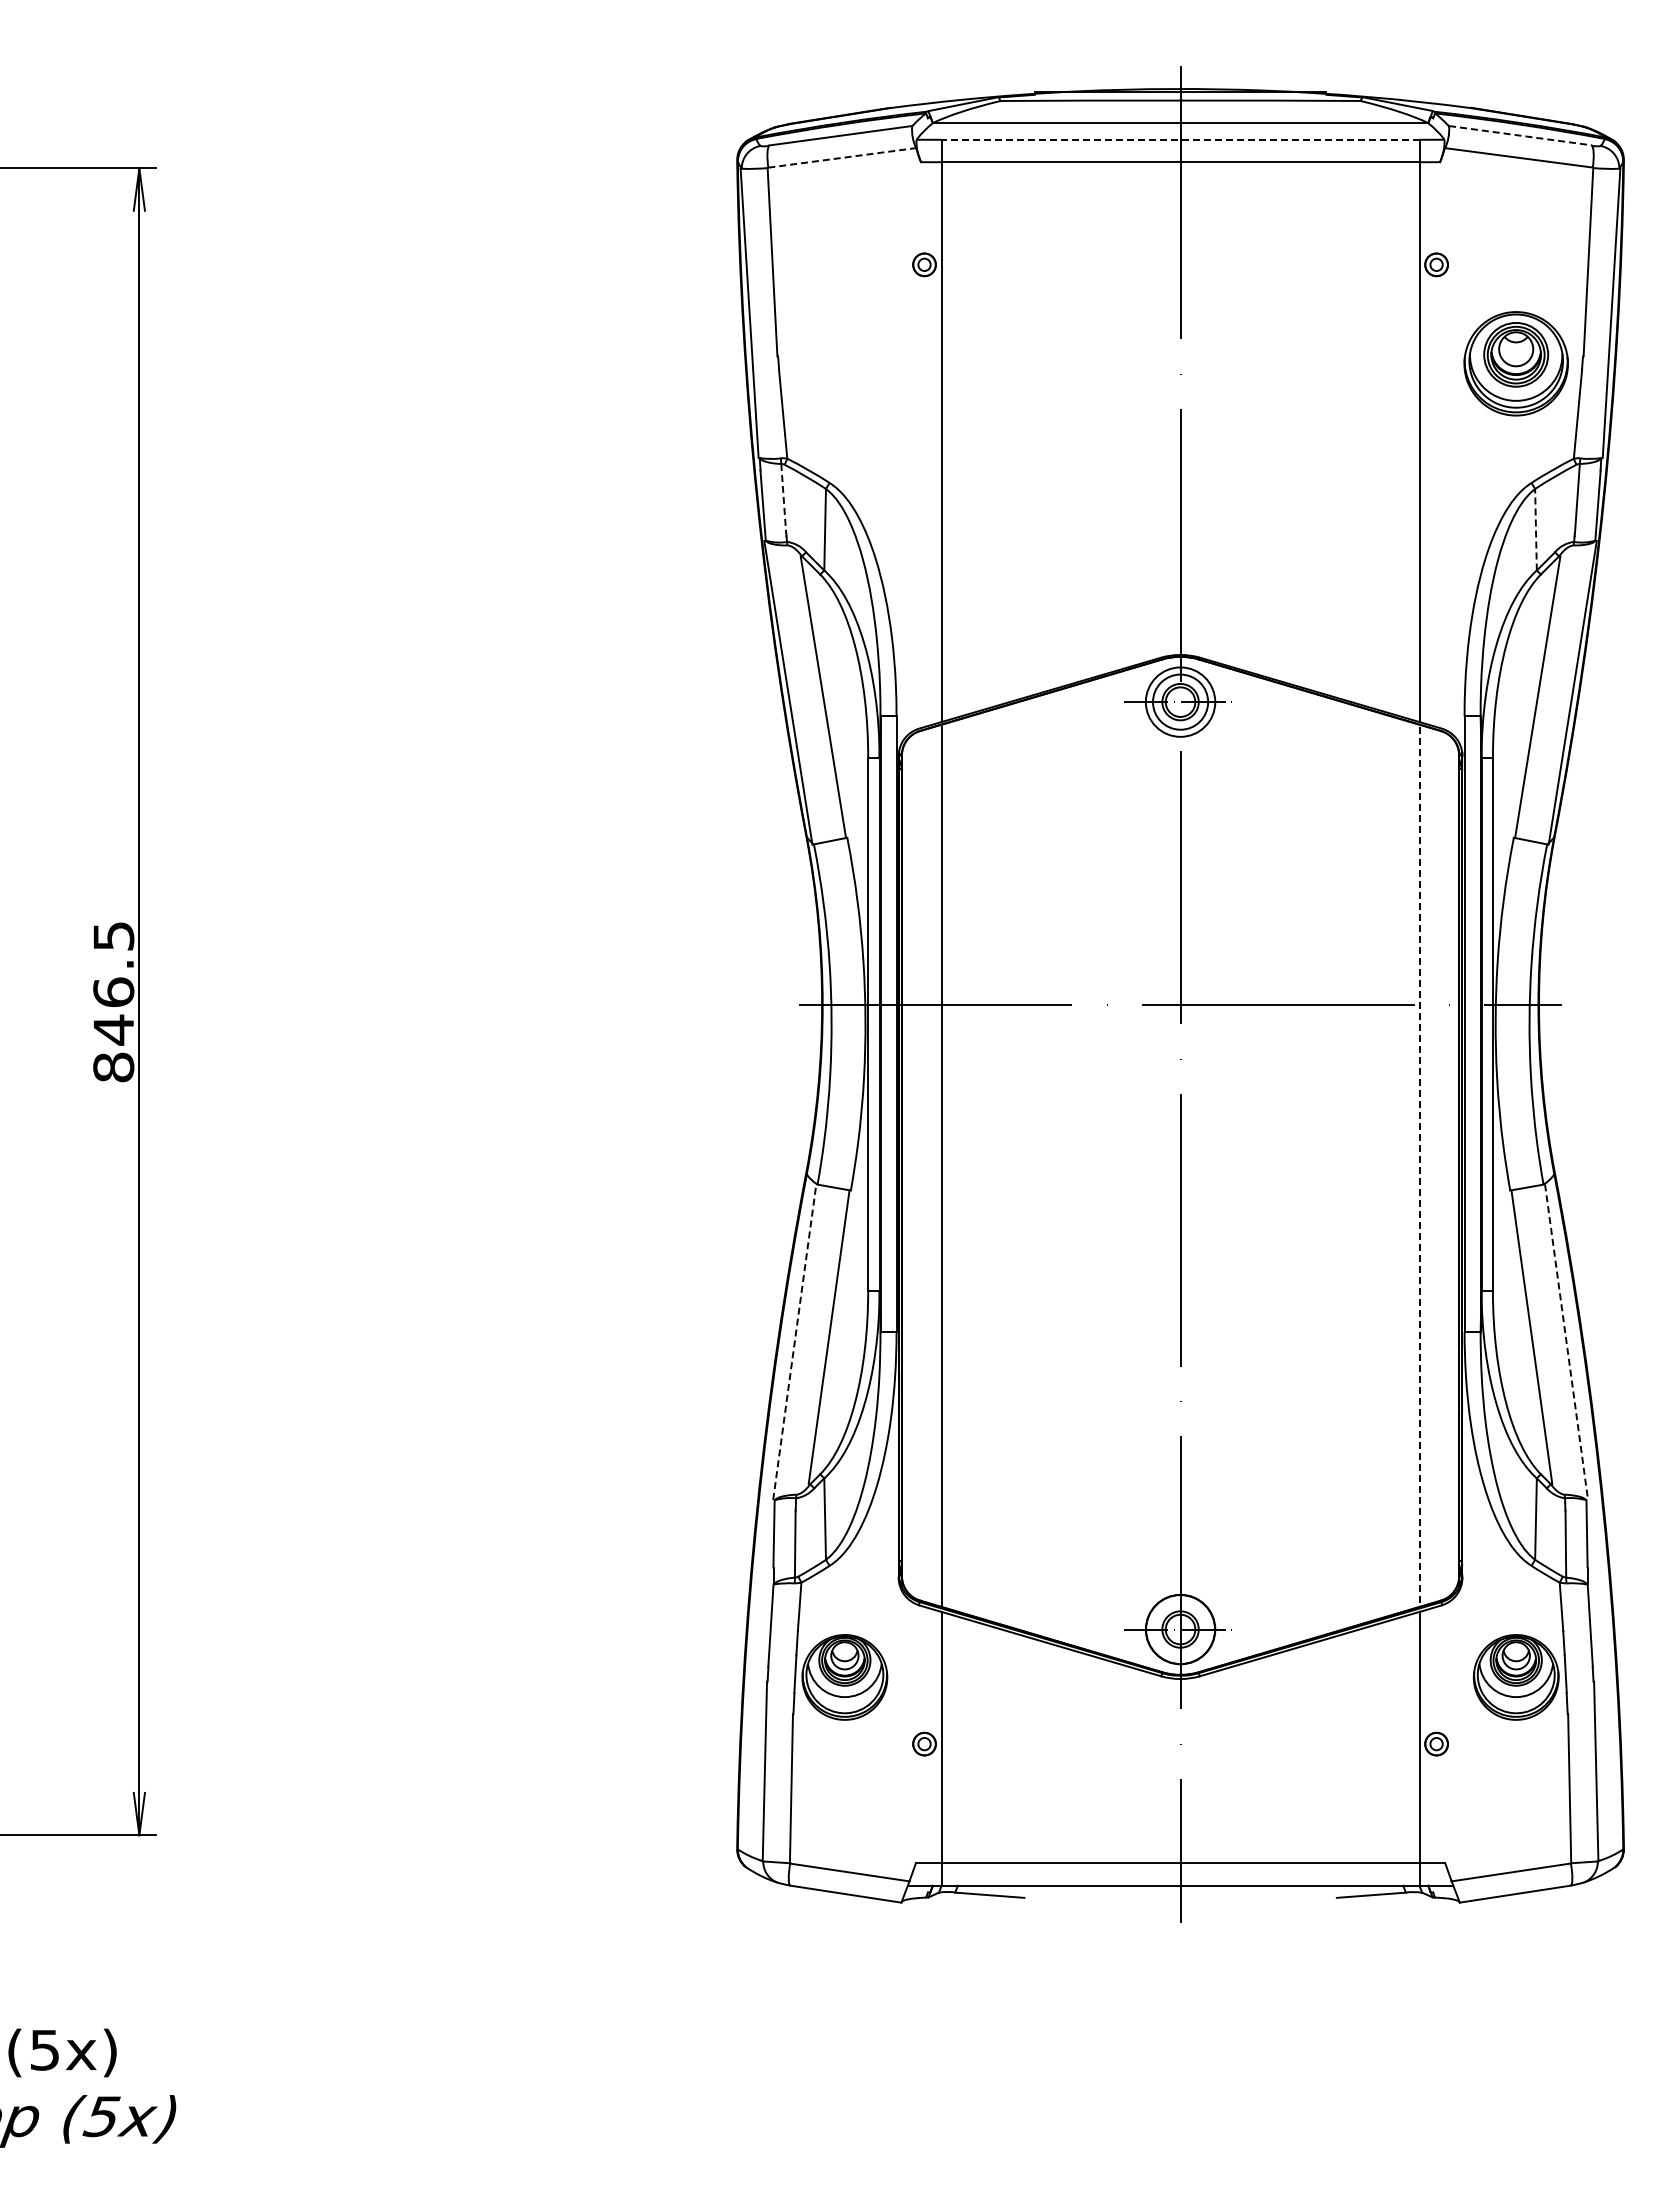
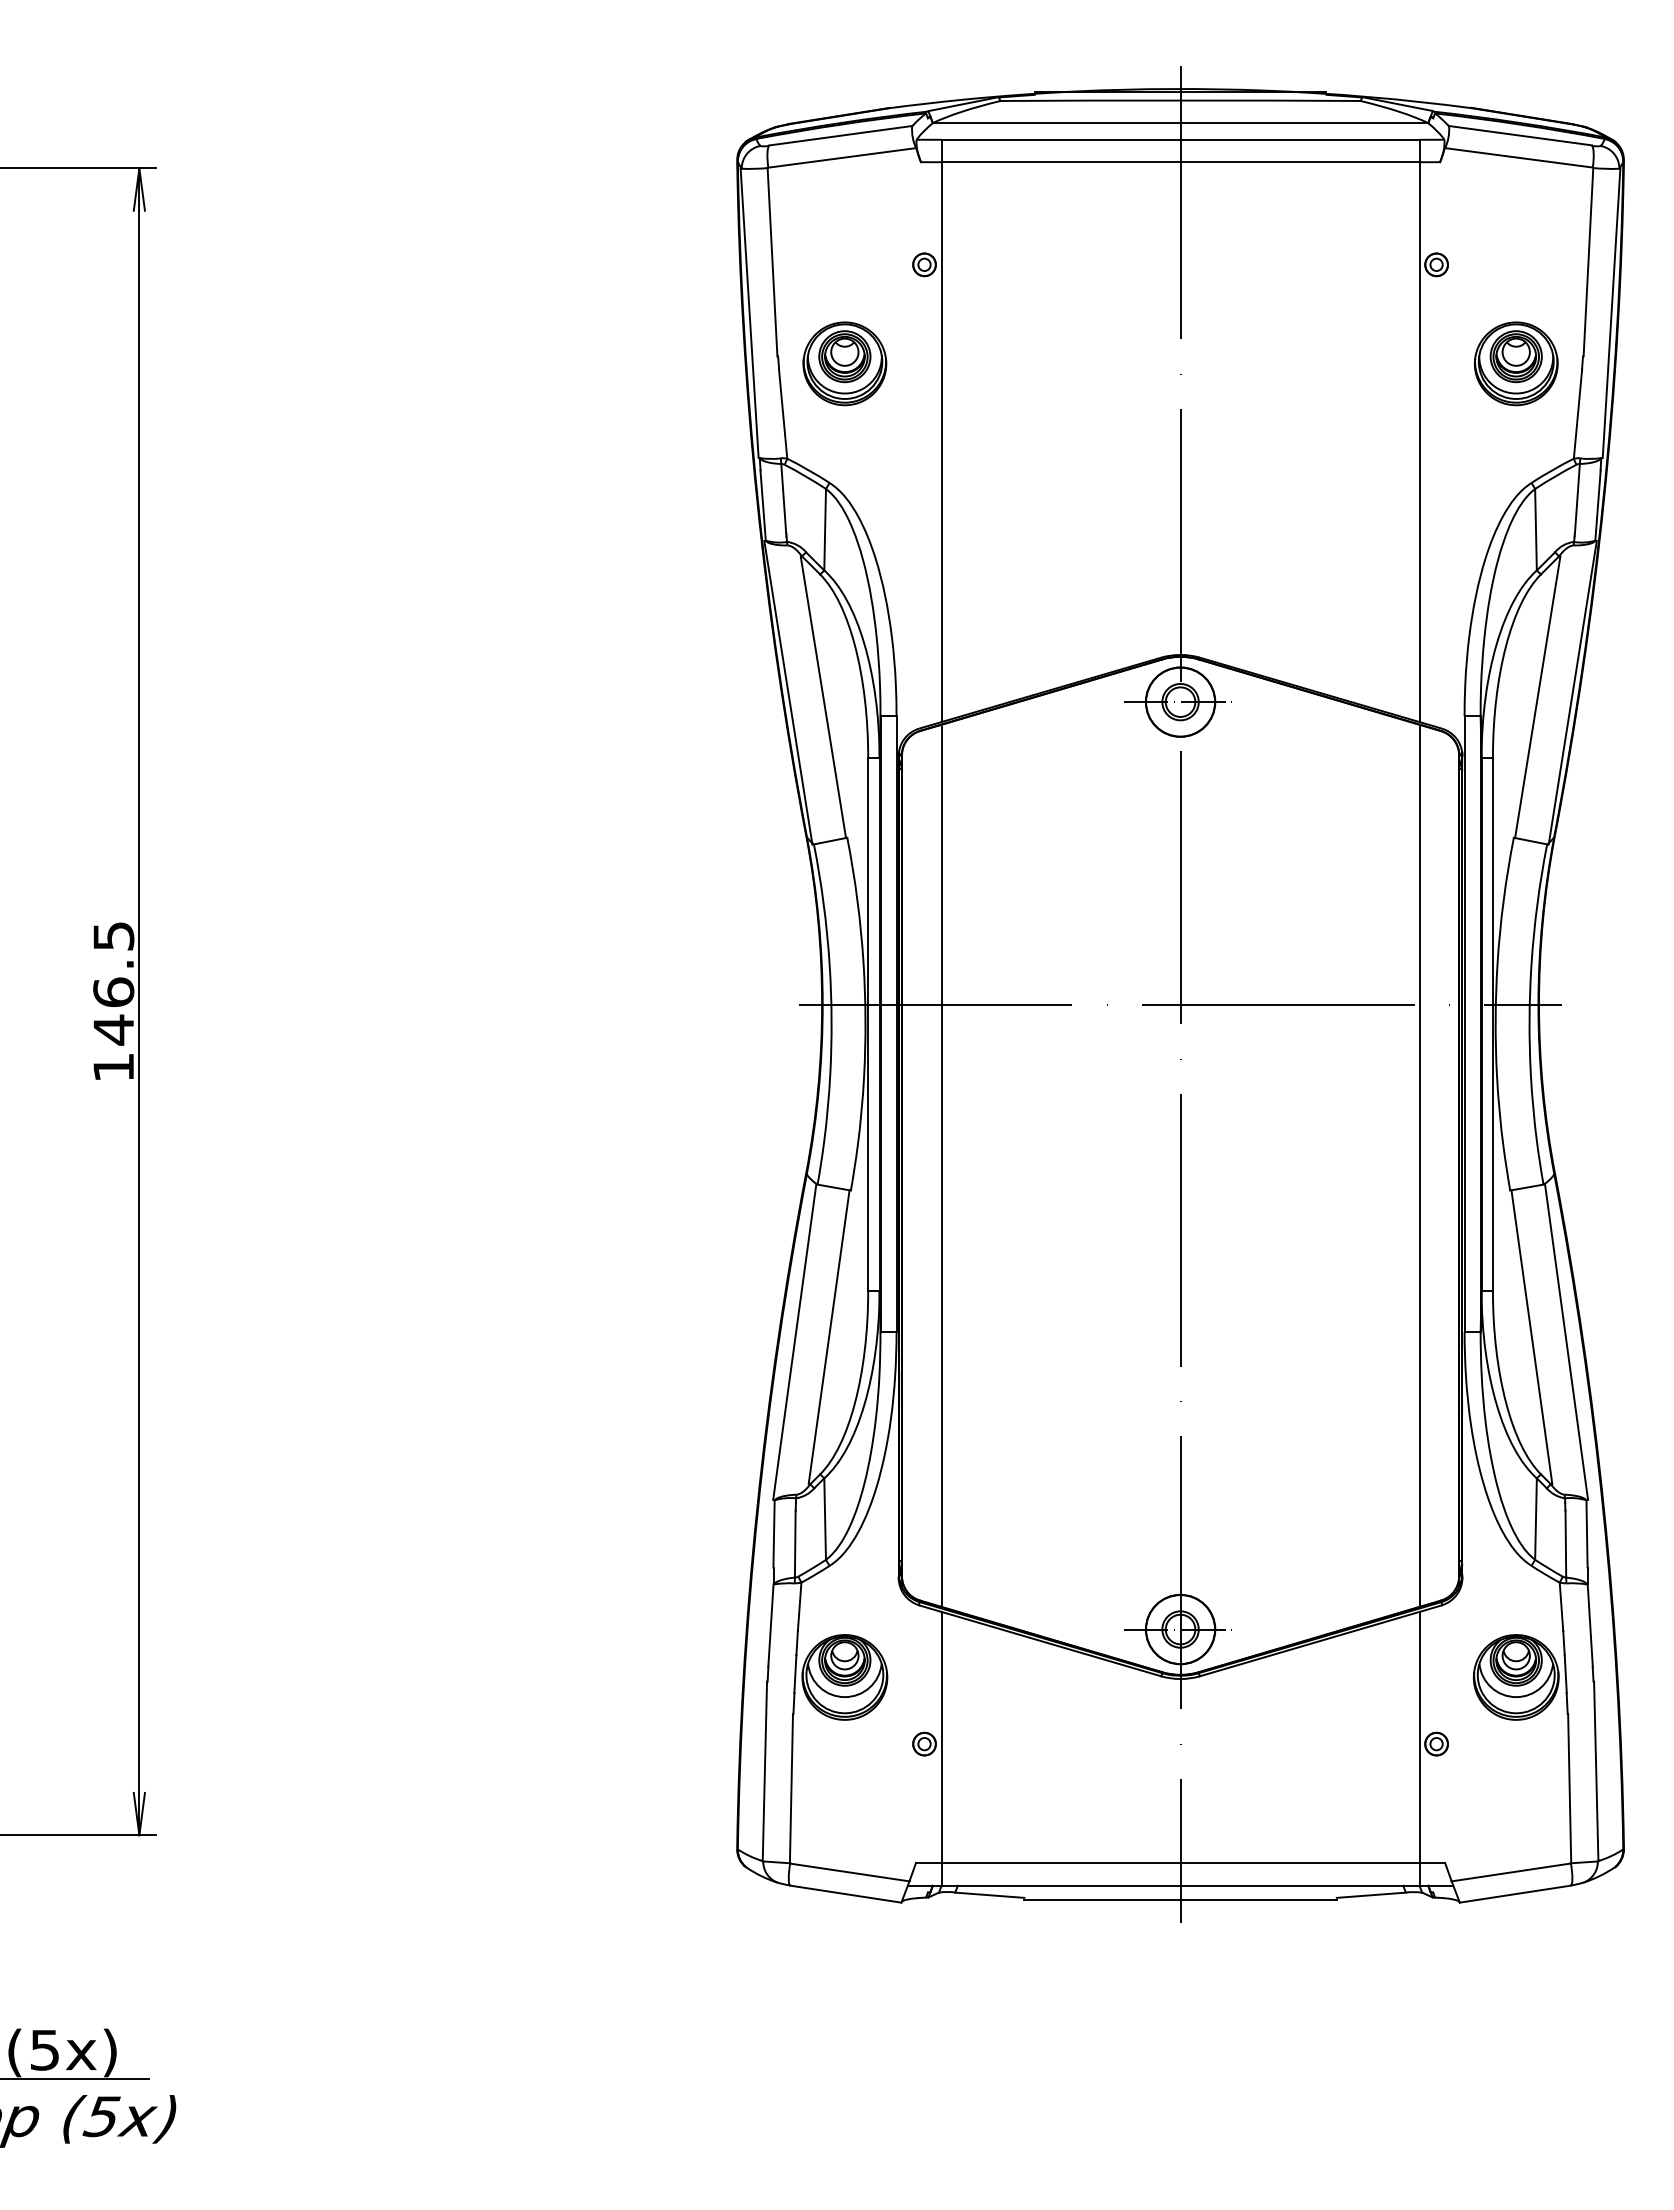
line: dashed -> solid (1521, 135)
line: dashed -> solid (1180, 139)
line: dashed -> solid (842, 157)
part: none -> present (844, 363)
part size: 106x106 px -> 85x86 px (1516, 363)
line: dashed -> solid (783, 498)
line: dashed -> solid (1536, 529)
circle diameter: 55 px -> 69 px (1180, 701)
text: 846.5 -> 146.5 (113, 1067)
line: dashed -> solid (1419, 1165)
line: dashed -> solid (794, 1341)
line: dashed -> solid (1566, 1342)
line: none -> present (1180, 1900)
line: none -> present (75, 2079)
